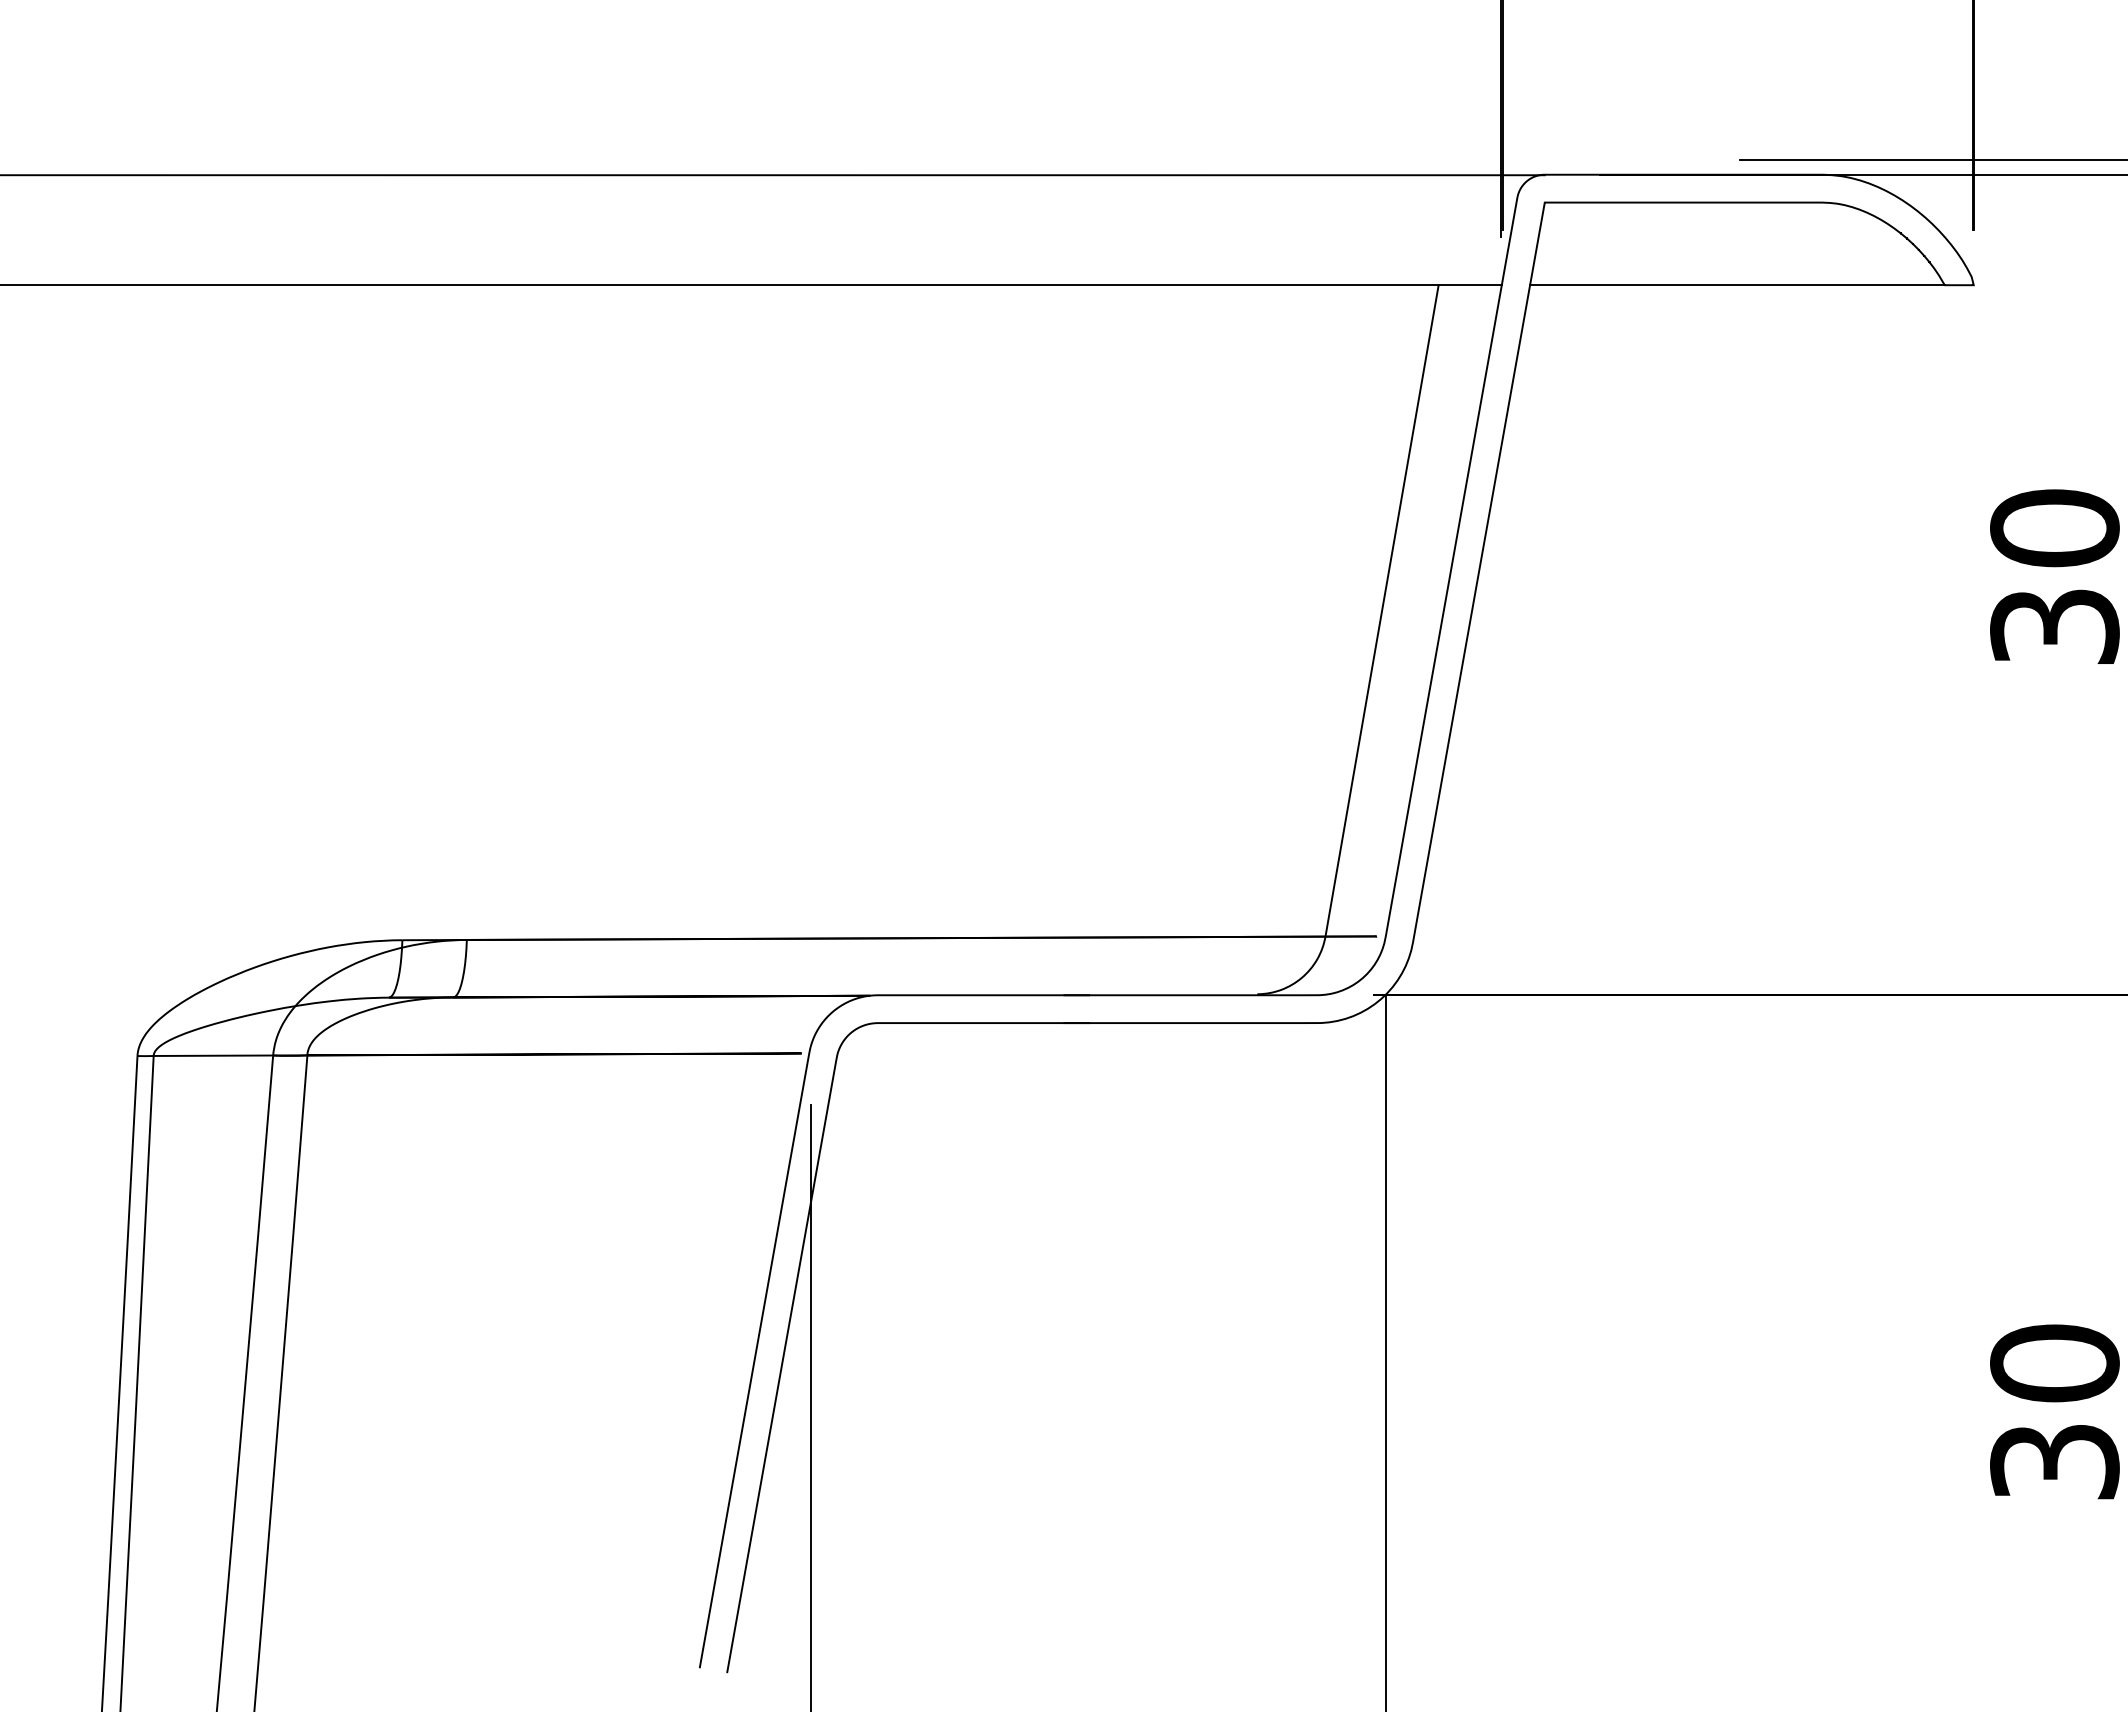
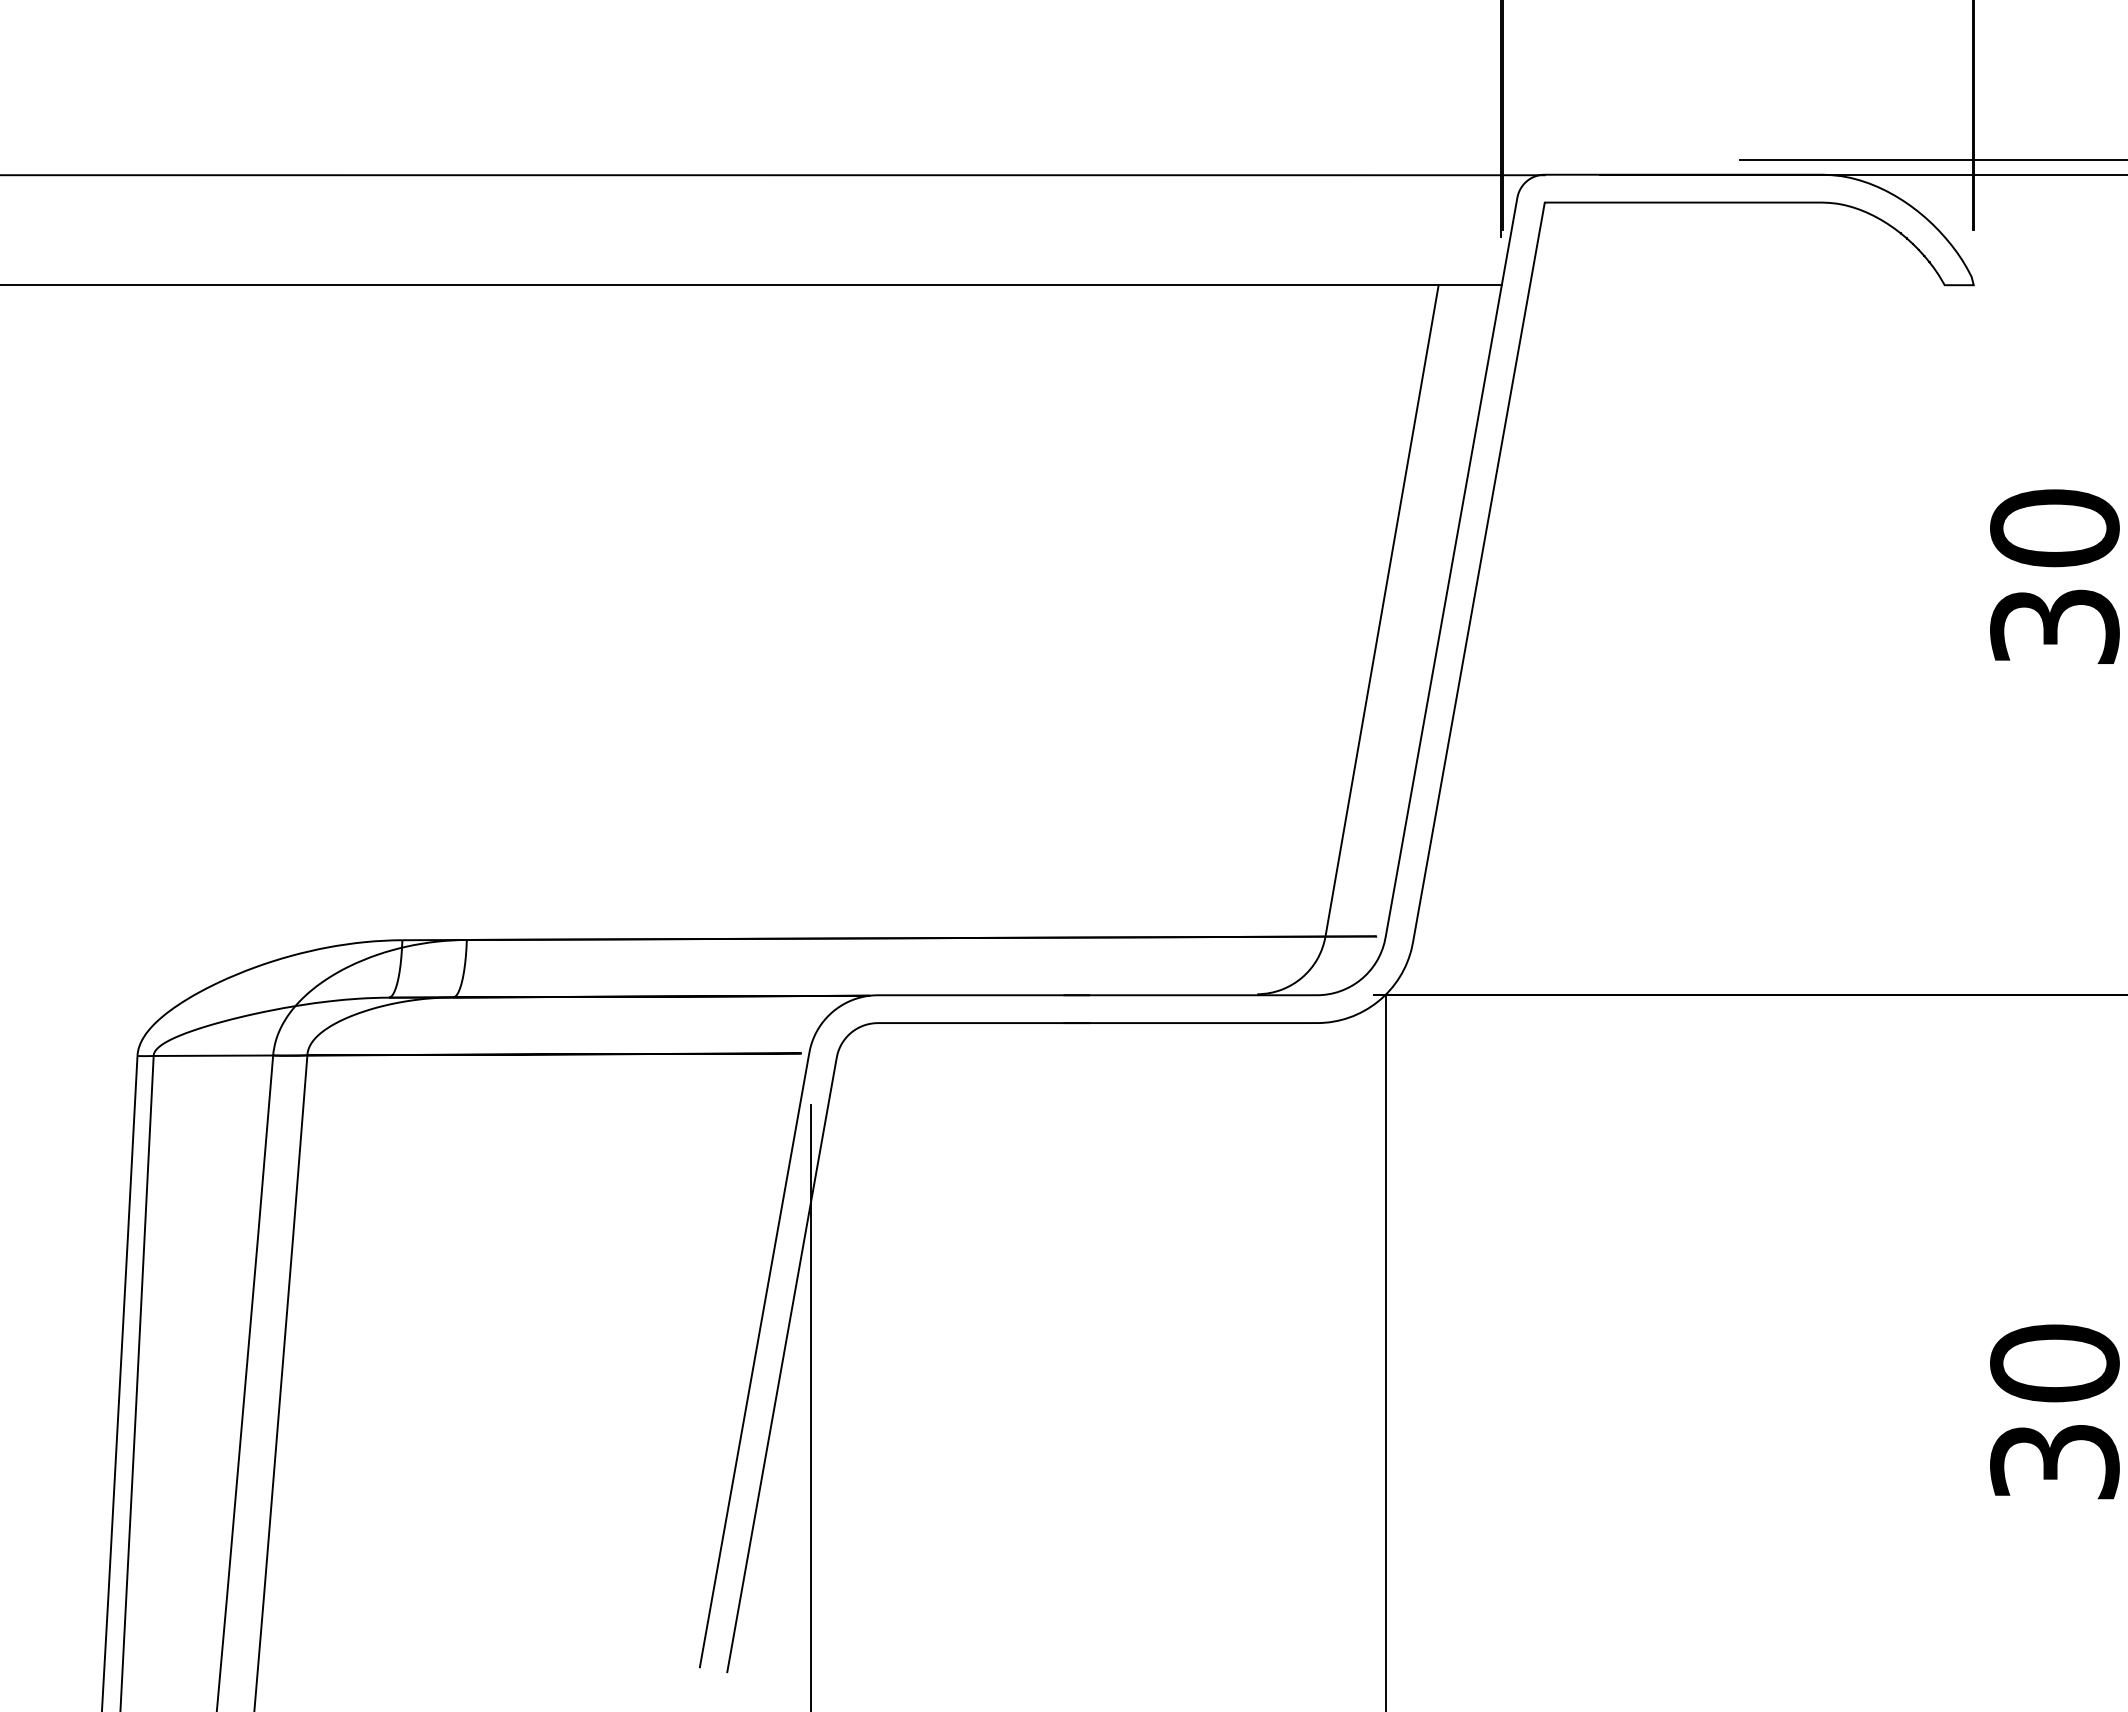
line: present -> none (1737, 285)
